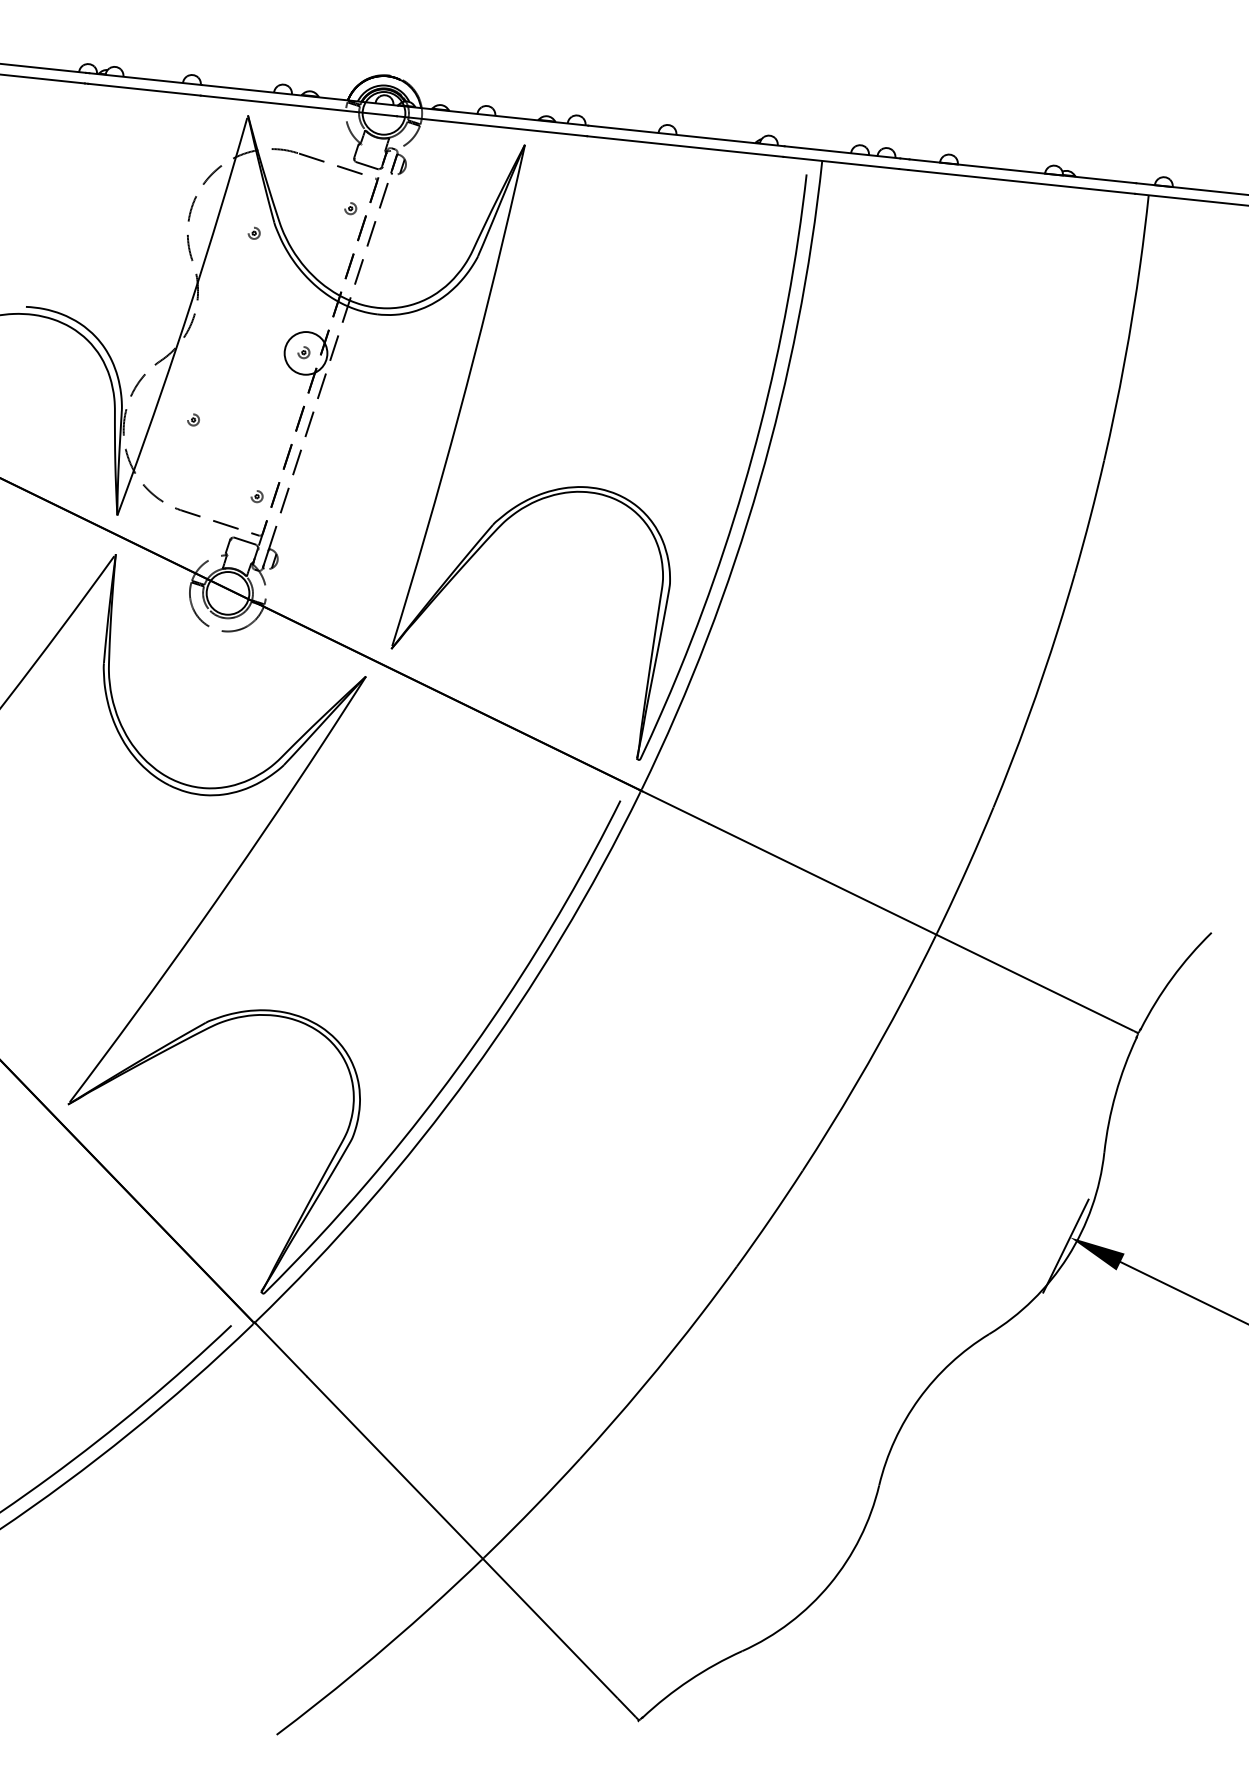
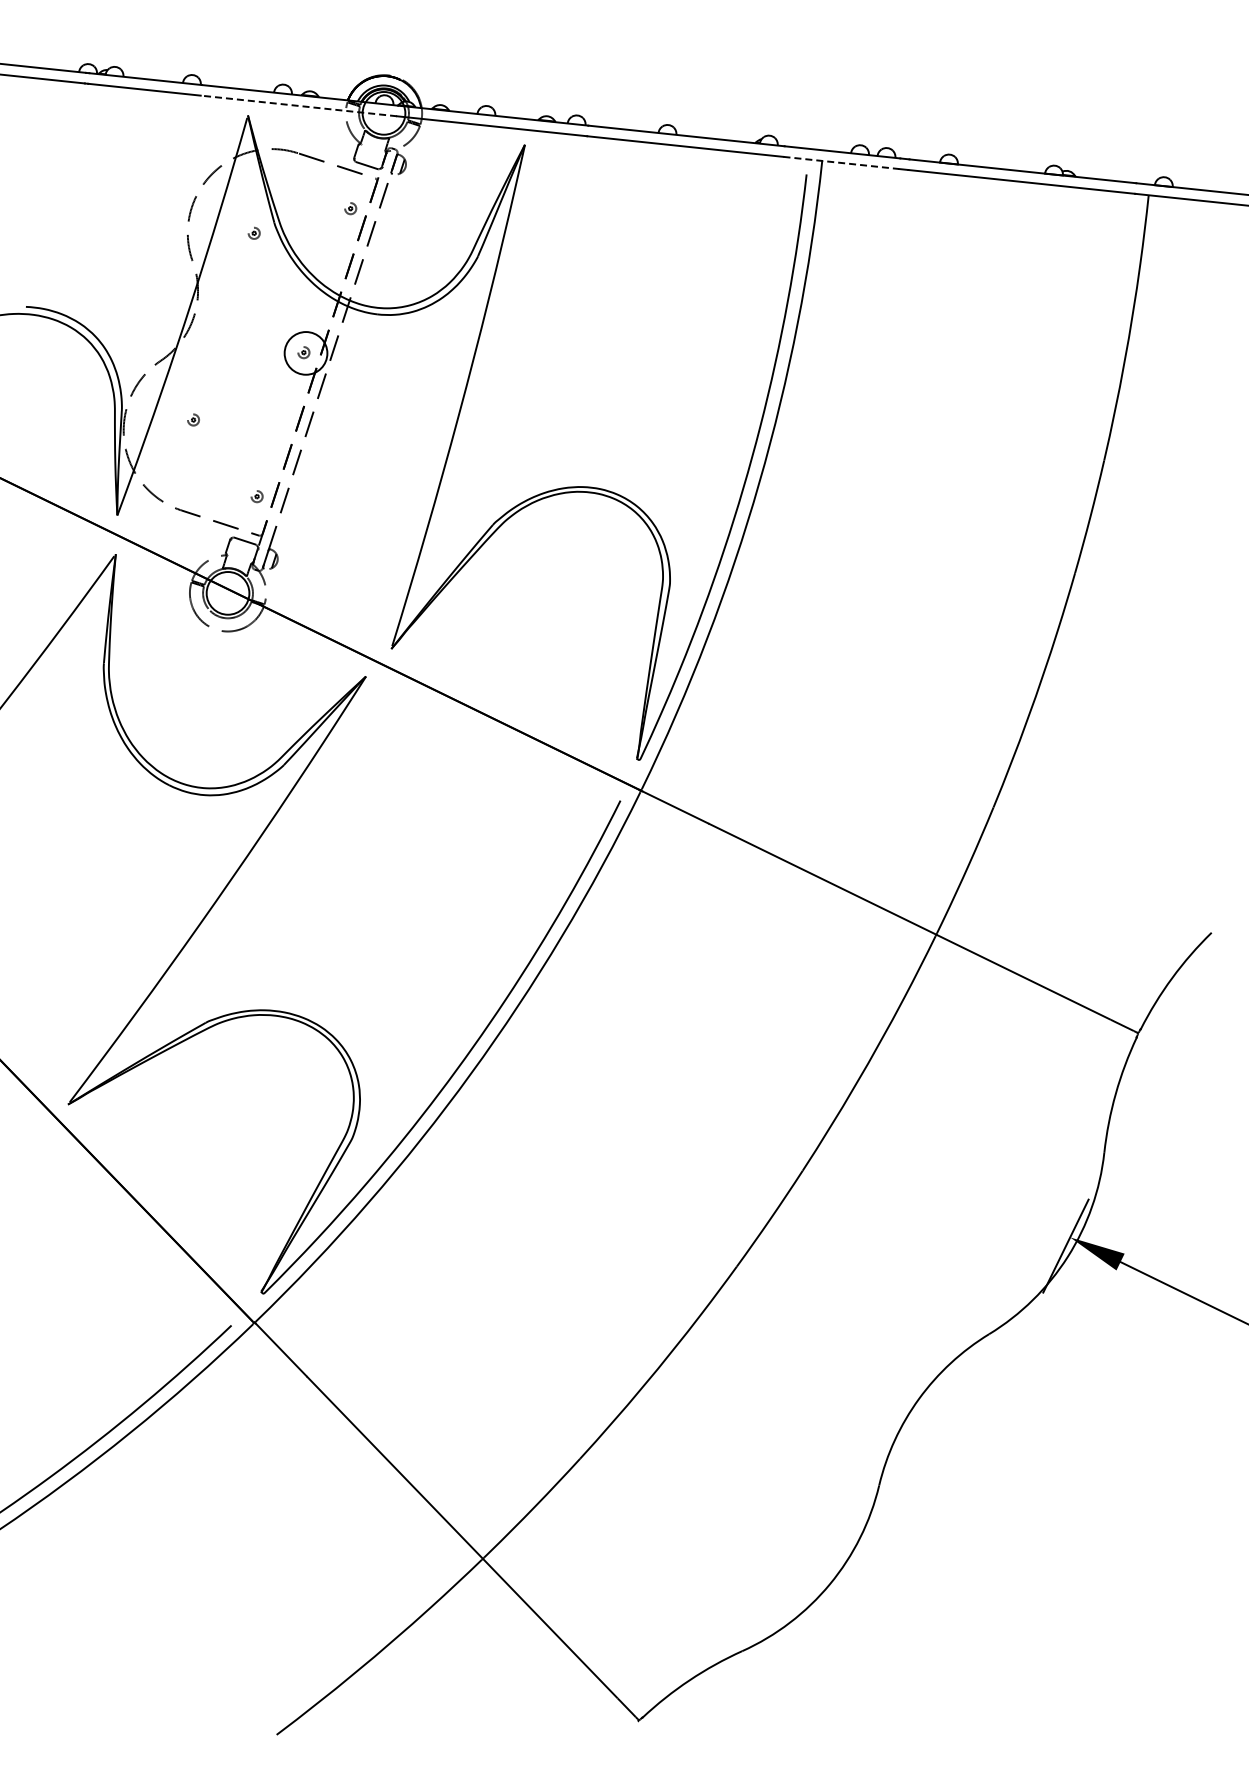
line: solid -> dashed (298, 105)
line: solid -> dashed (841, 163)
